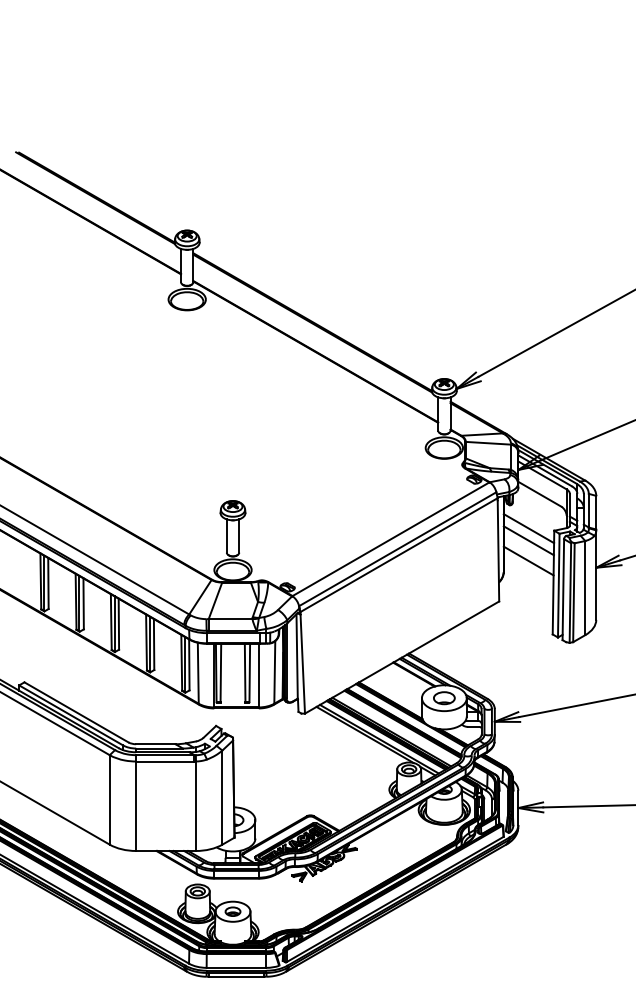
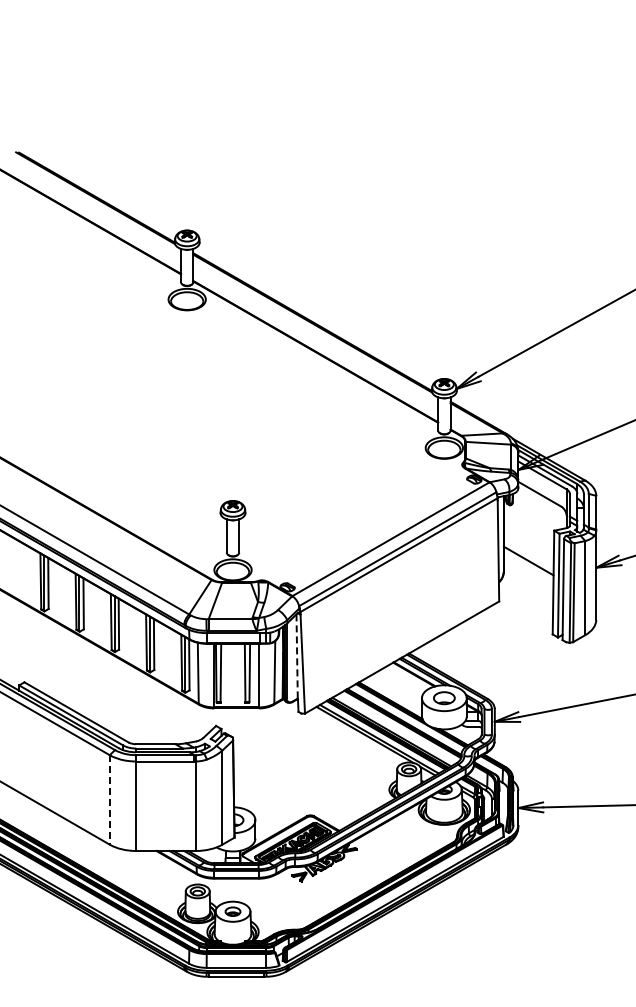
line: present -> none (528, 528)
line: present -> none (528, 540)
line: solid -> dashed (297, 657)
line: solid -> dashed (109, 799)
